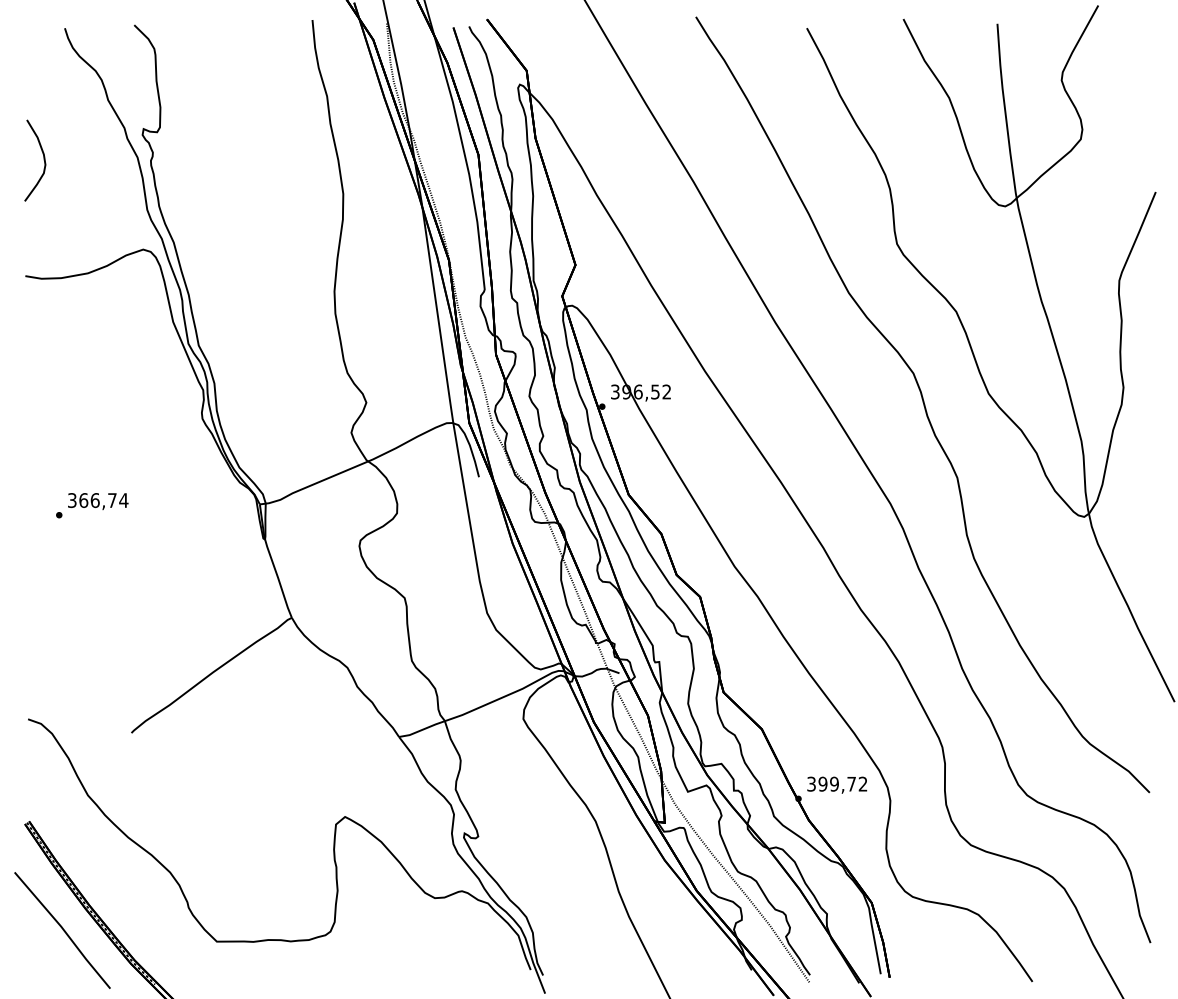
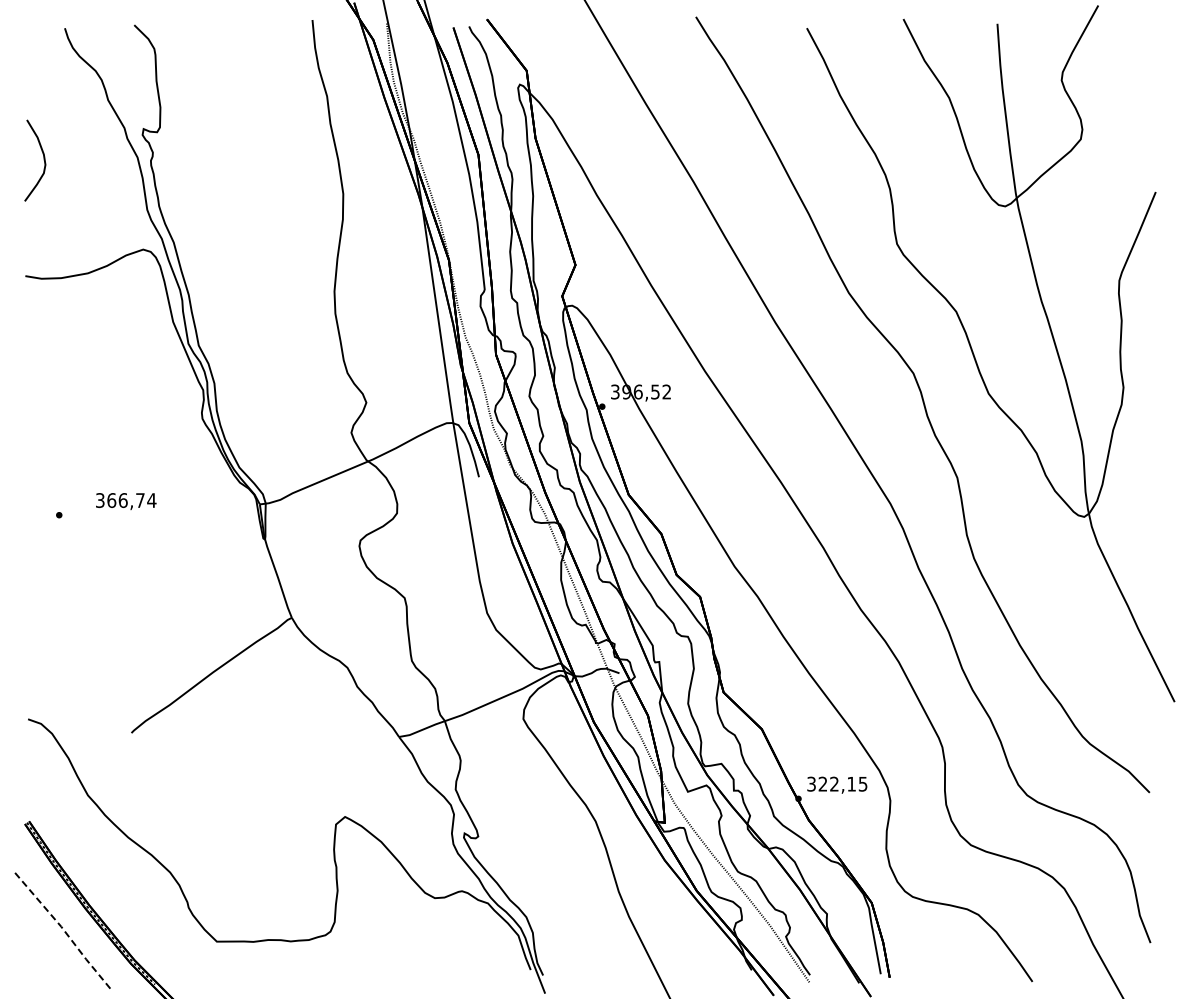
text position: (98, 501) -> (126, 501) (126, 501)
text: 399,72 -> 322,15 (842, 783)
line: solid -> dashed (63, 929)
